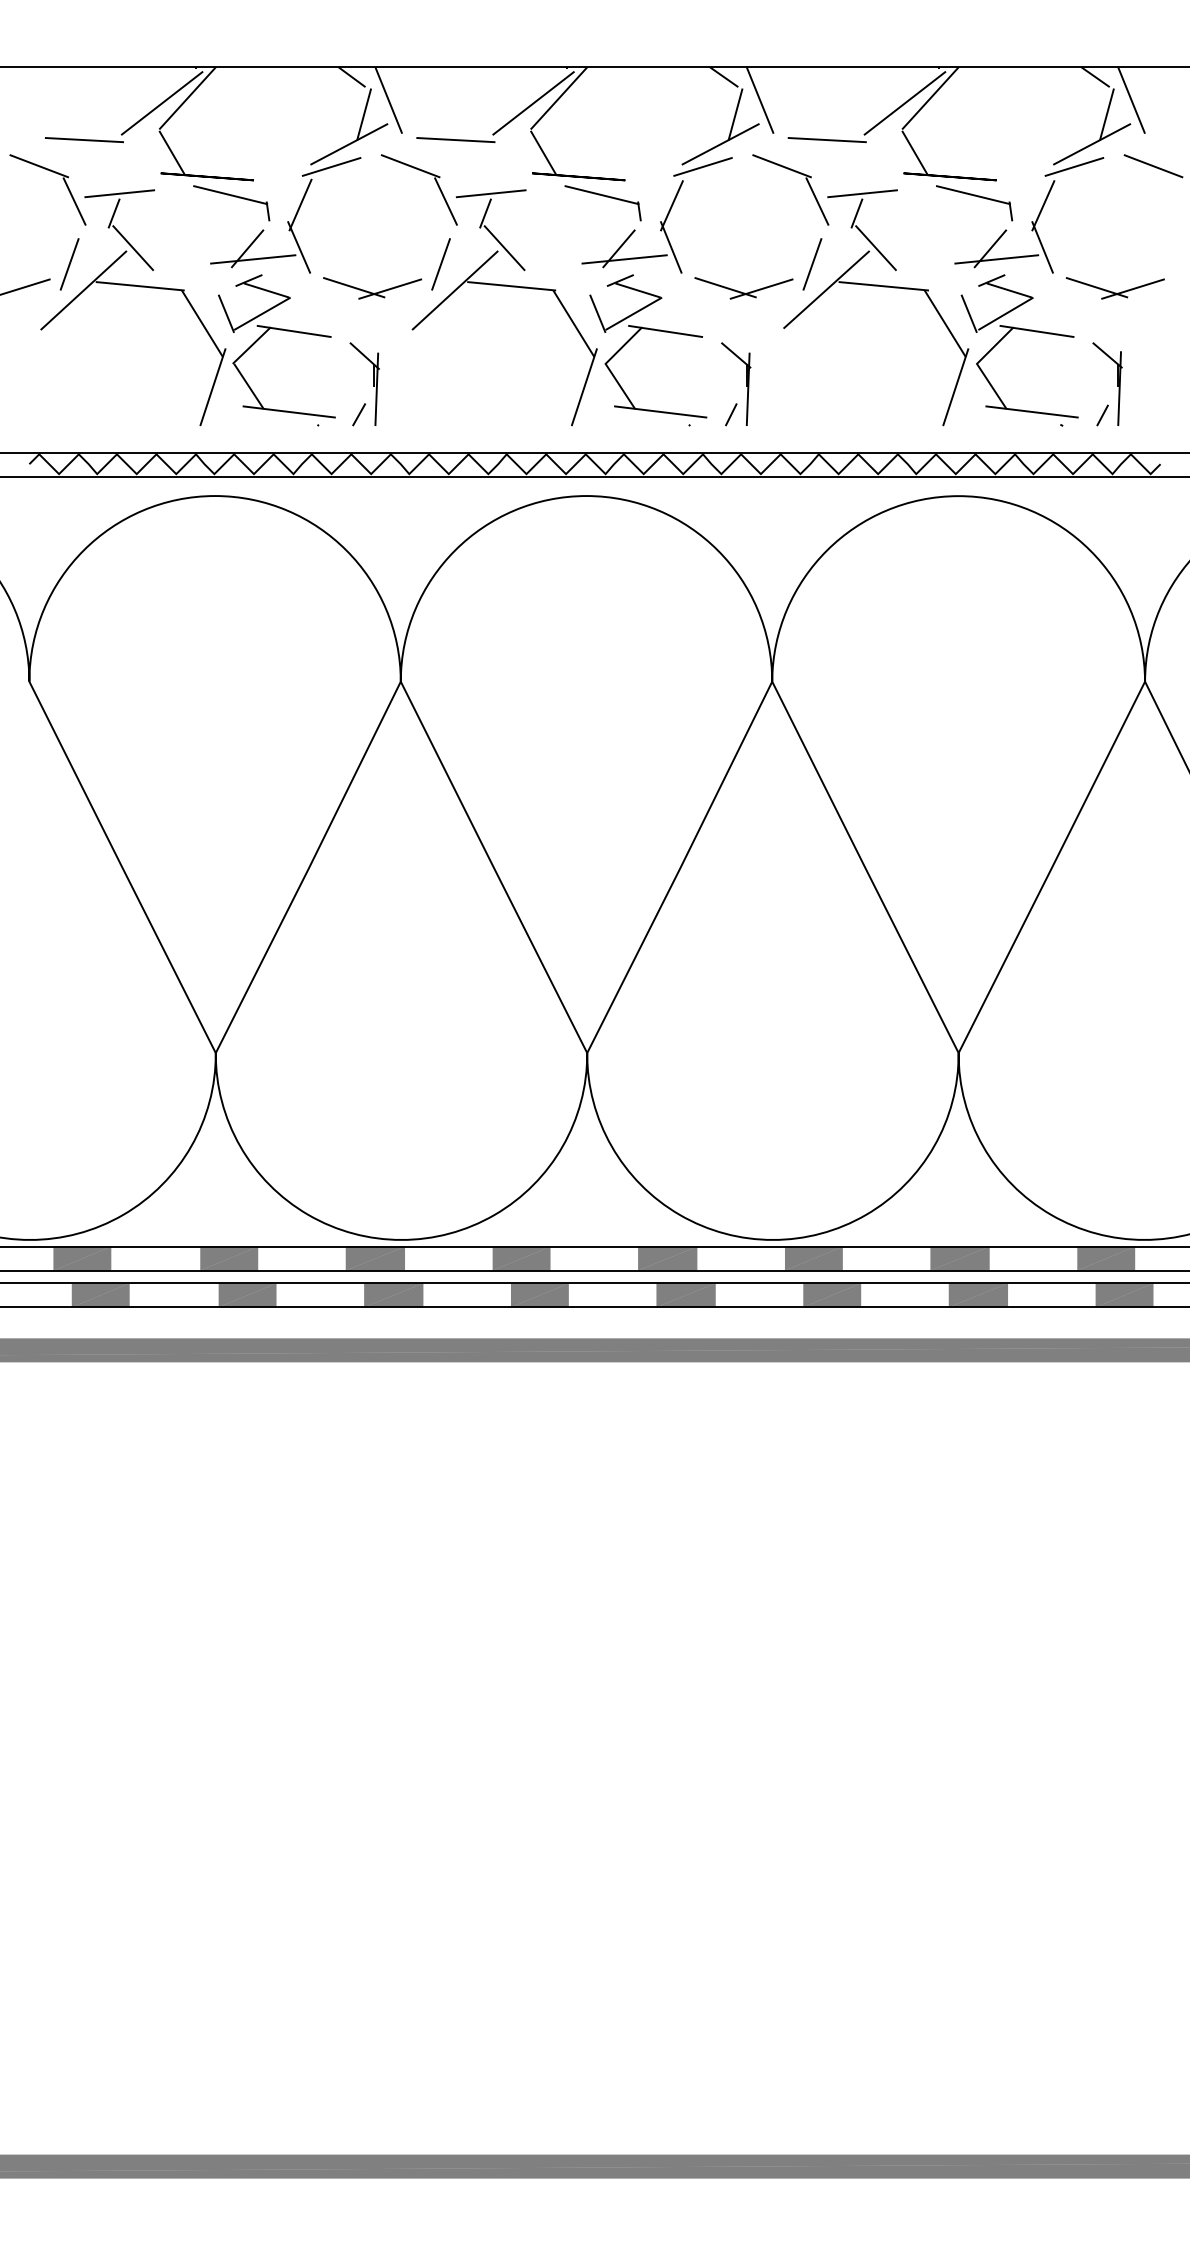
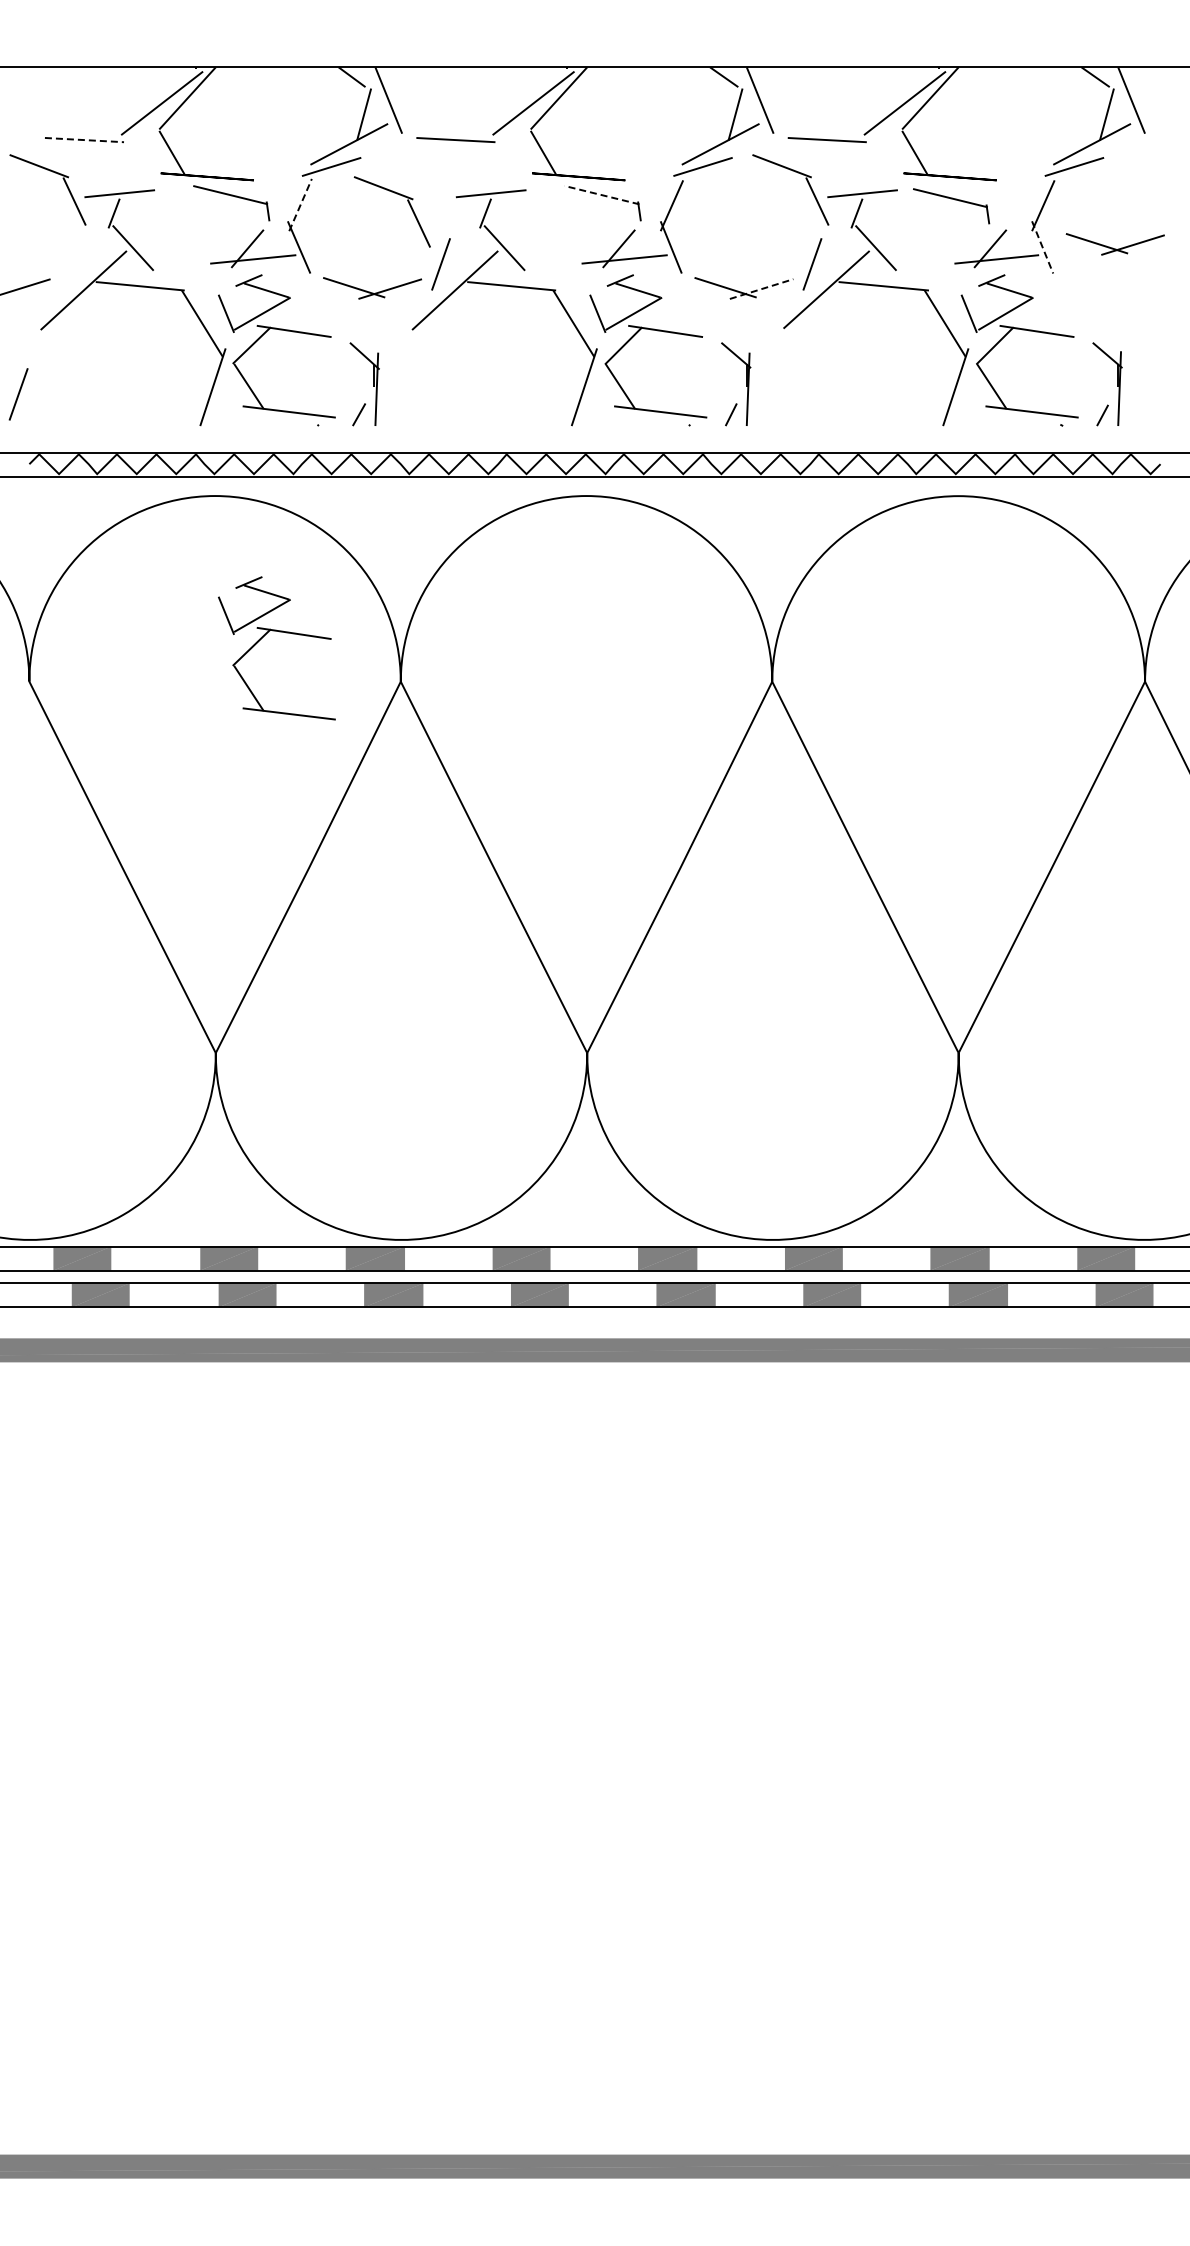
line: solid -> dashed (84, 140)
line: present -> none (1153, 166)
part position: (423, 172) -> (396, 194) (396, 194)
line: solid -> dashed (602, 195)
part position: (977, 197) -> (954, 200) (954, 200)
line: solid -> dashed (300, 204)
line: solid -> dashed (1042, 247)
line position: (69, 264) -> (18, 394) (18, 394)
line: solid -> dashed (762, 288)
part position: (1114, 288) -> (1114, 244) (1114, 244)
part: none -> present (279, 632)
